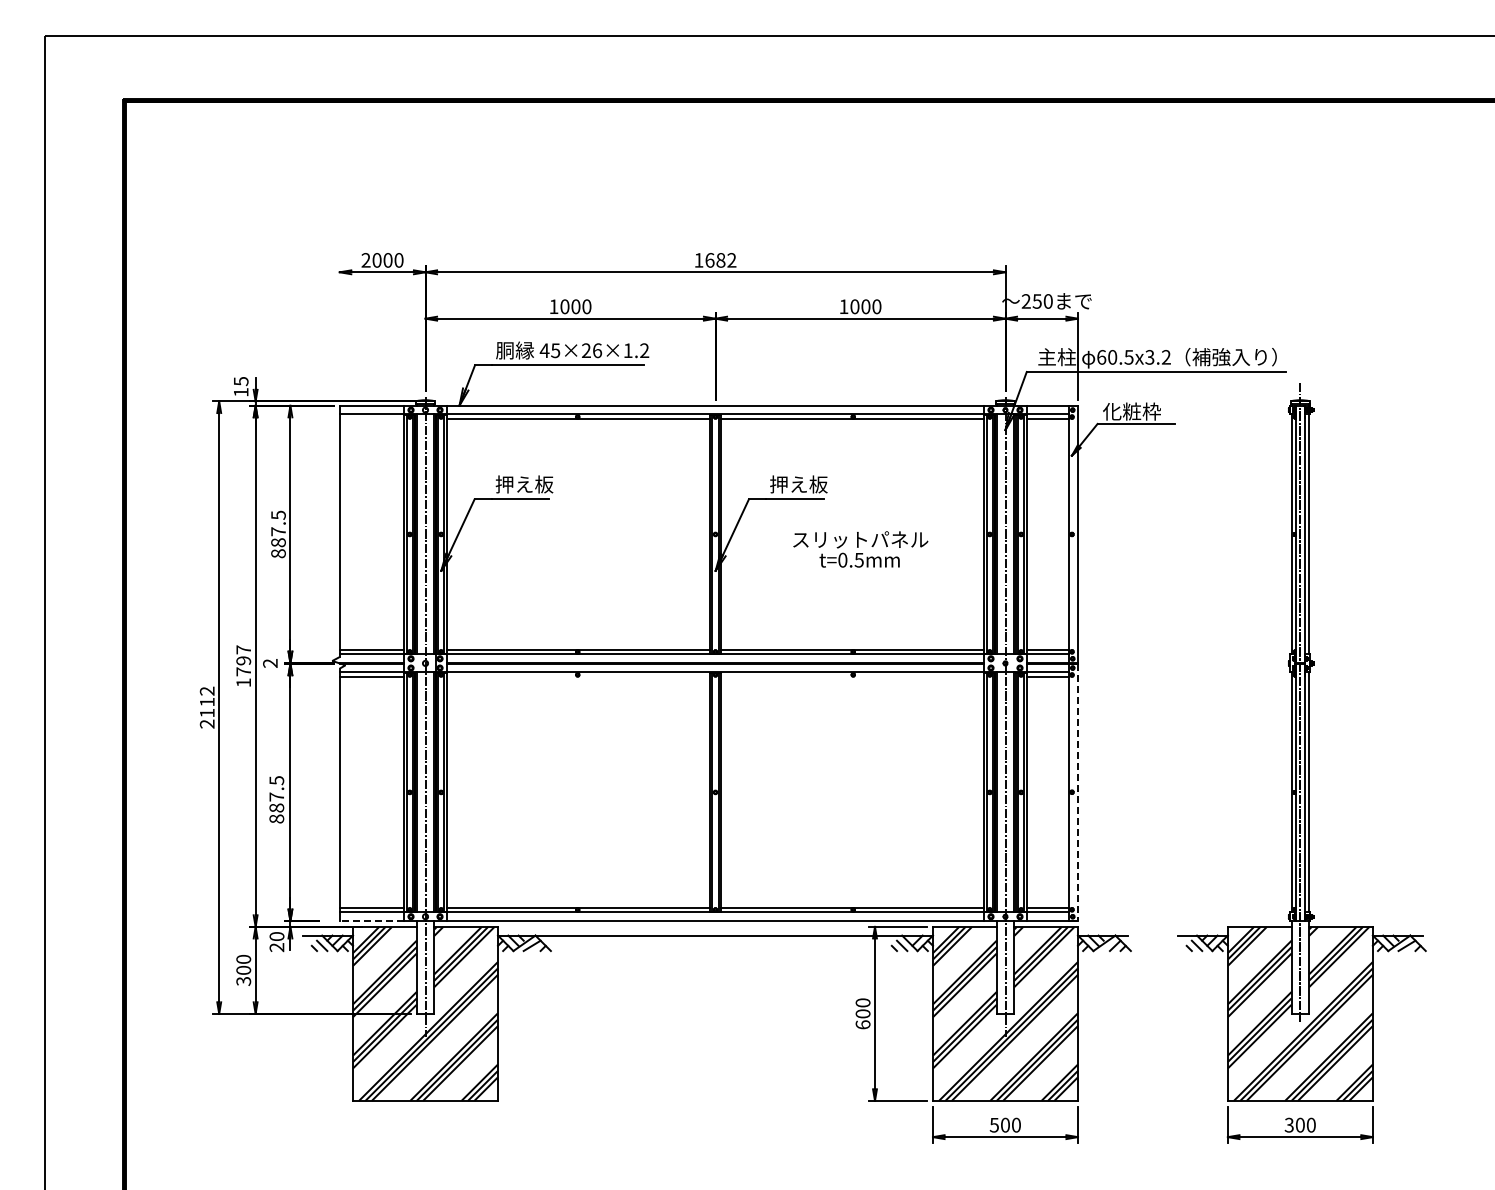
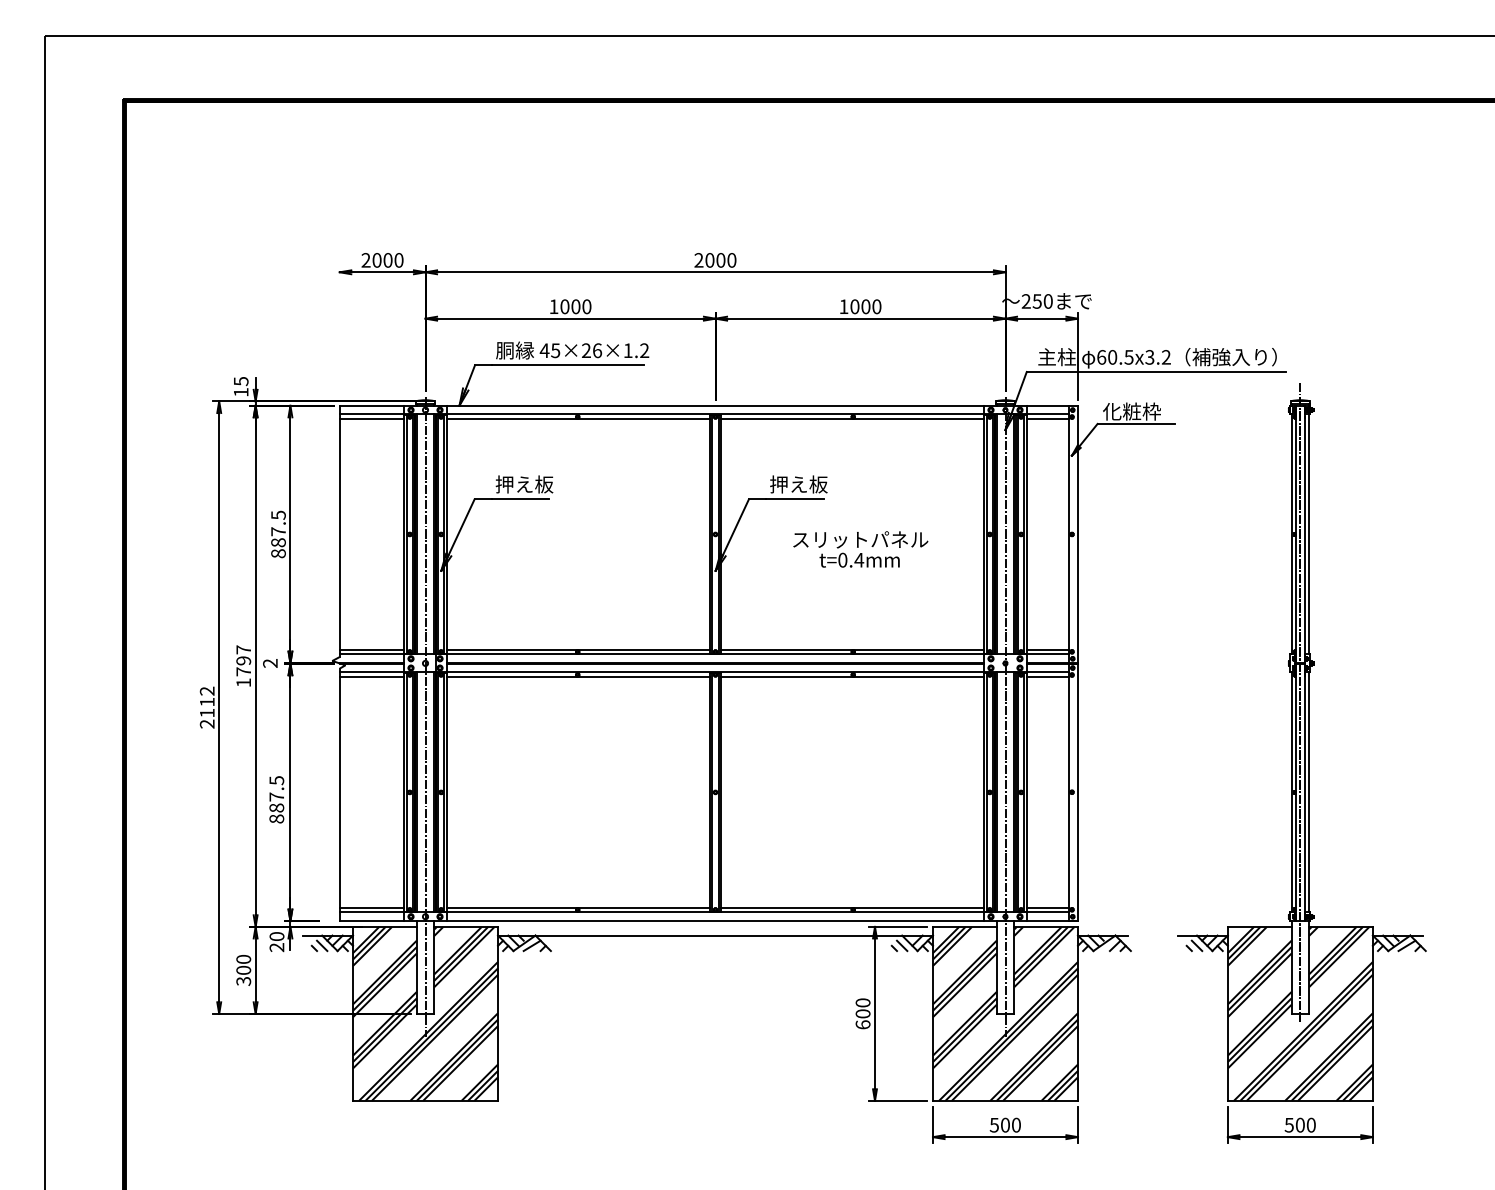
text: 1682 -> 2000 (715, 260)
line: none -> present (371, 418)
text: t=0.5mm -> t=0.4mm (859, 560)
line: none -> present (578, 676)
line: none -> present (852, 676)
line: dashed -> solid (1078, 792)
line: dashed -> solid (371, 921)
text: 300 -> 500 (1289, 1124)
